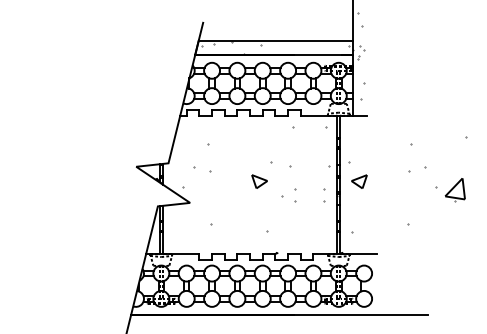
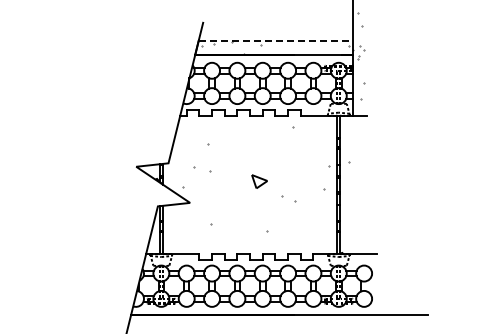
line: solid -> dashed (275, 40)
hatch: present -> none (368, 190)
